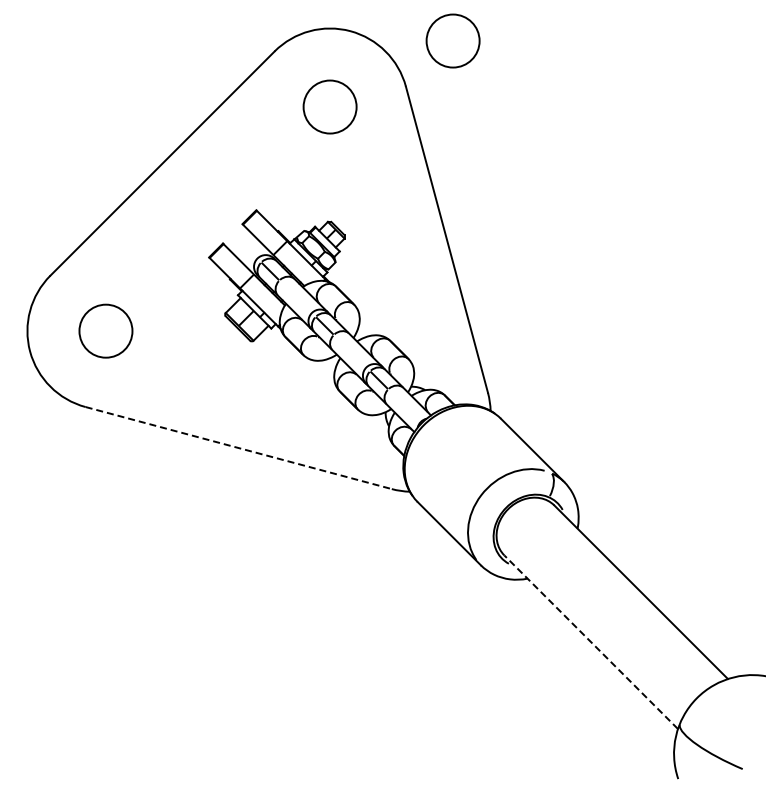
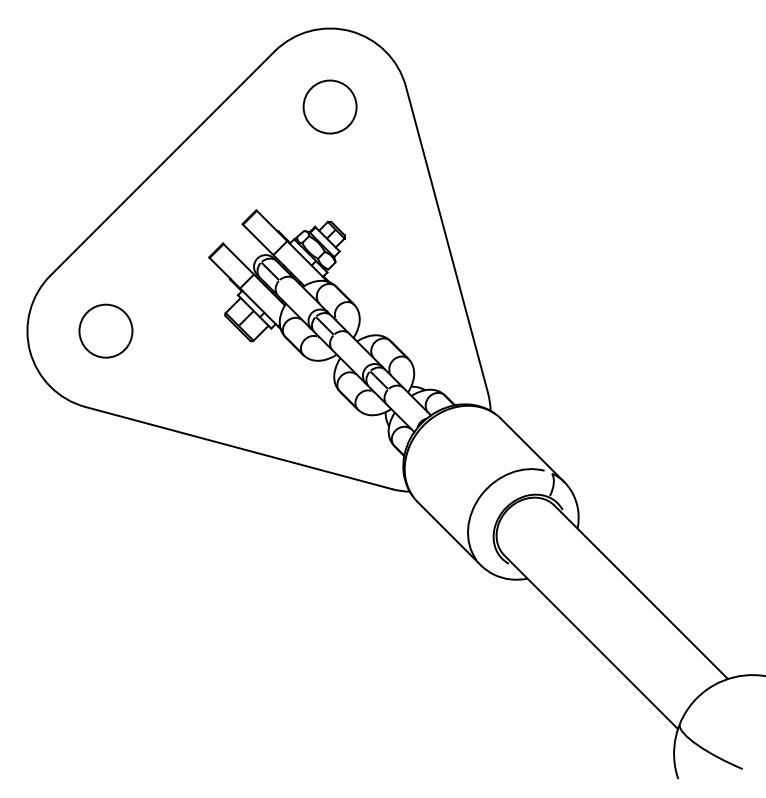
circle: present -> none (452, 40)
line: dashed -> solid (239, 448)
line: dashed -> solid (591, 642)
